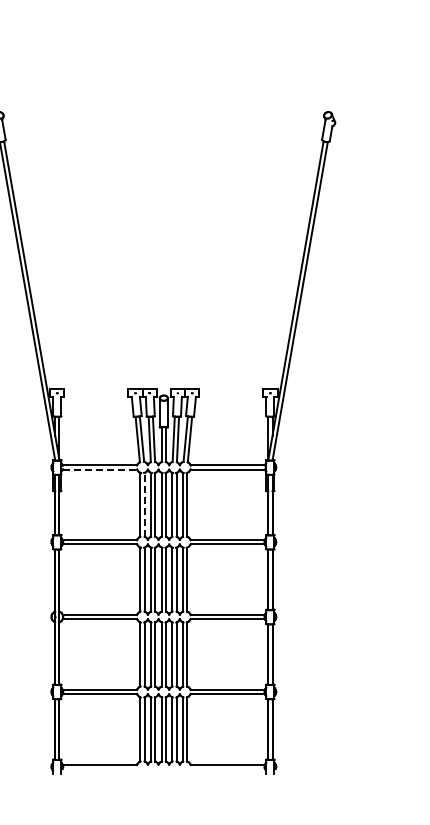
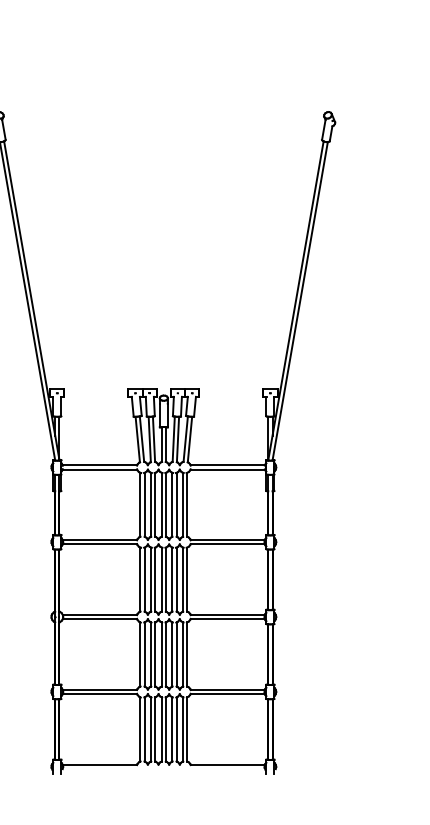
line: dashed -> solid (100, 469)
line: dashed -> solid (144, 504)
